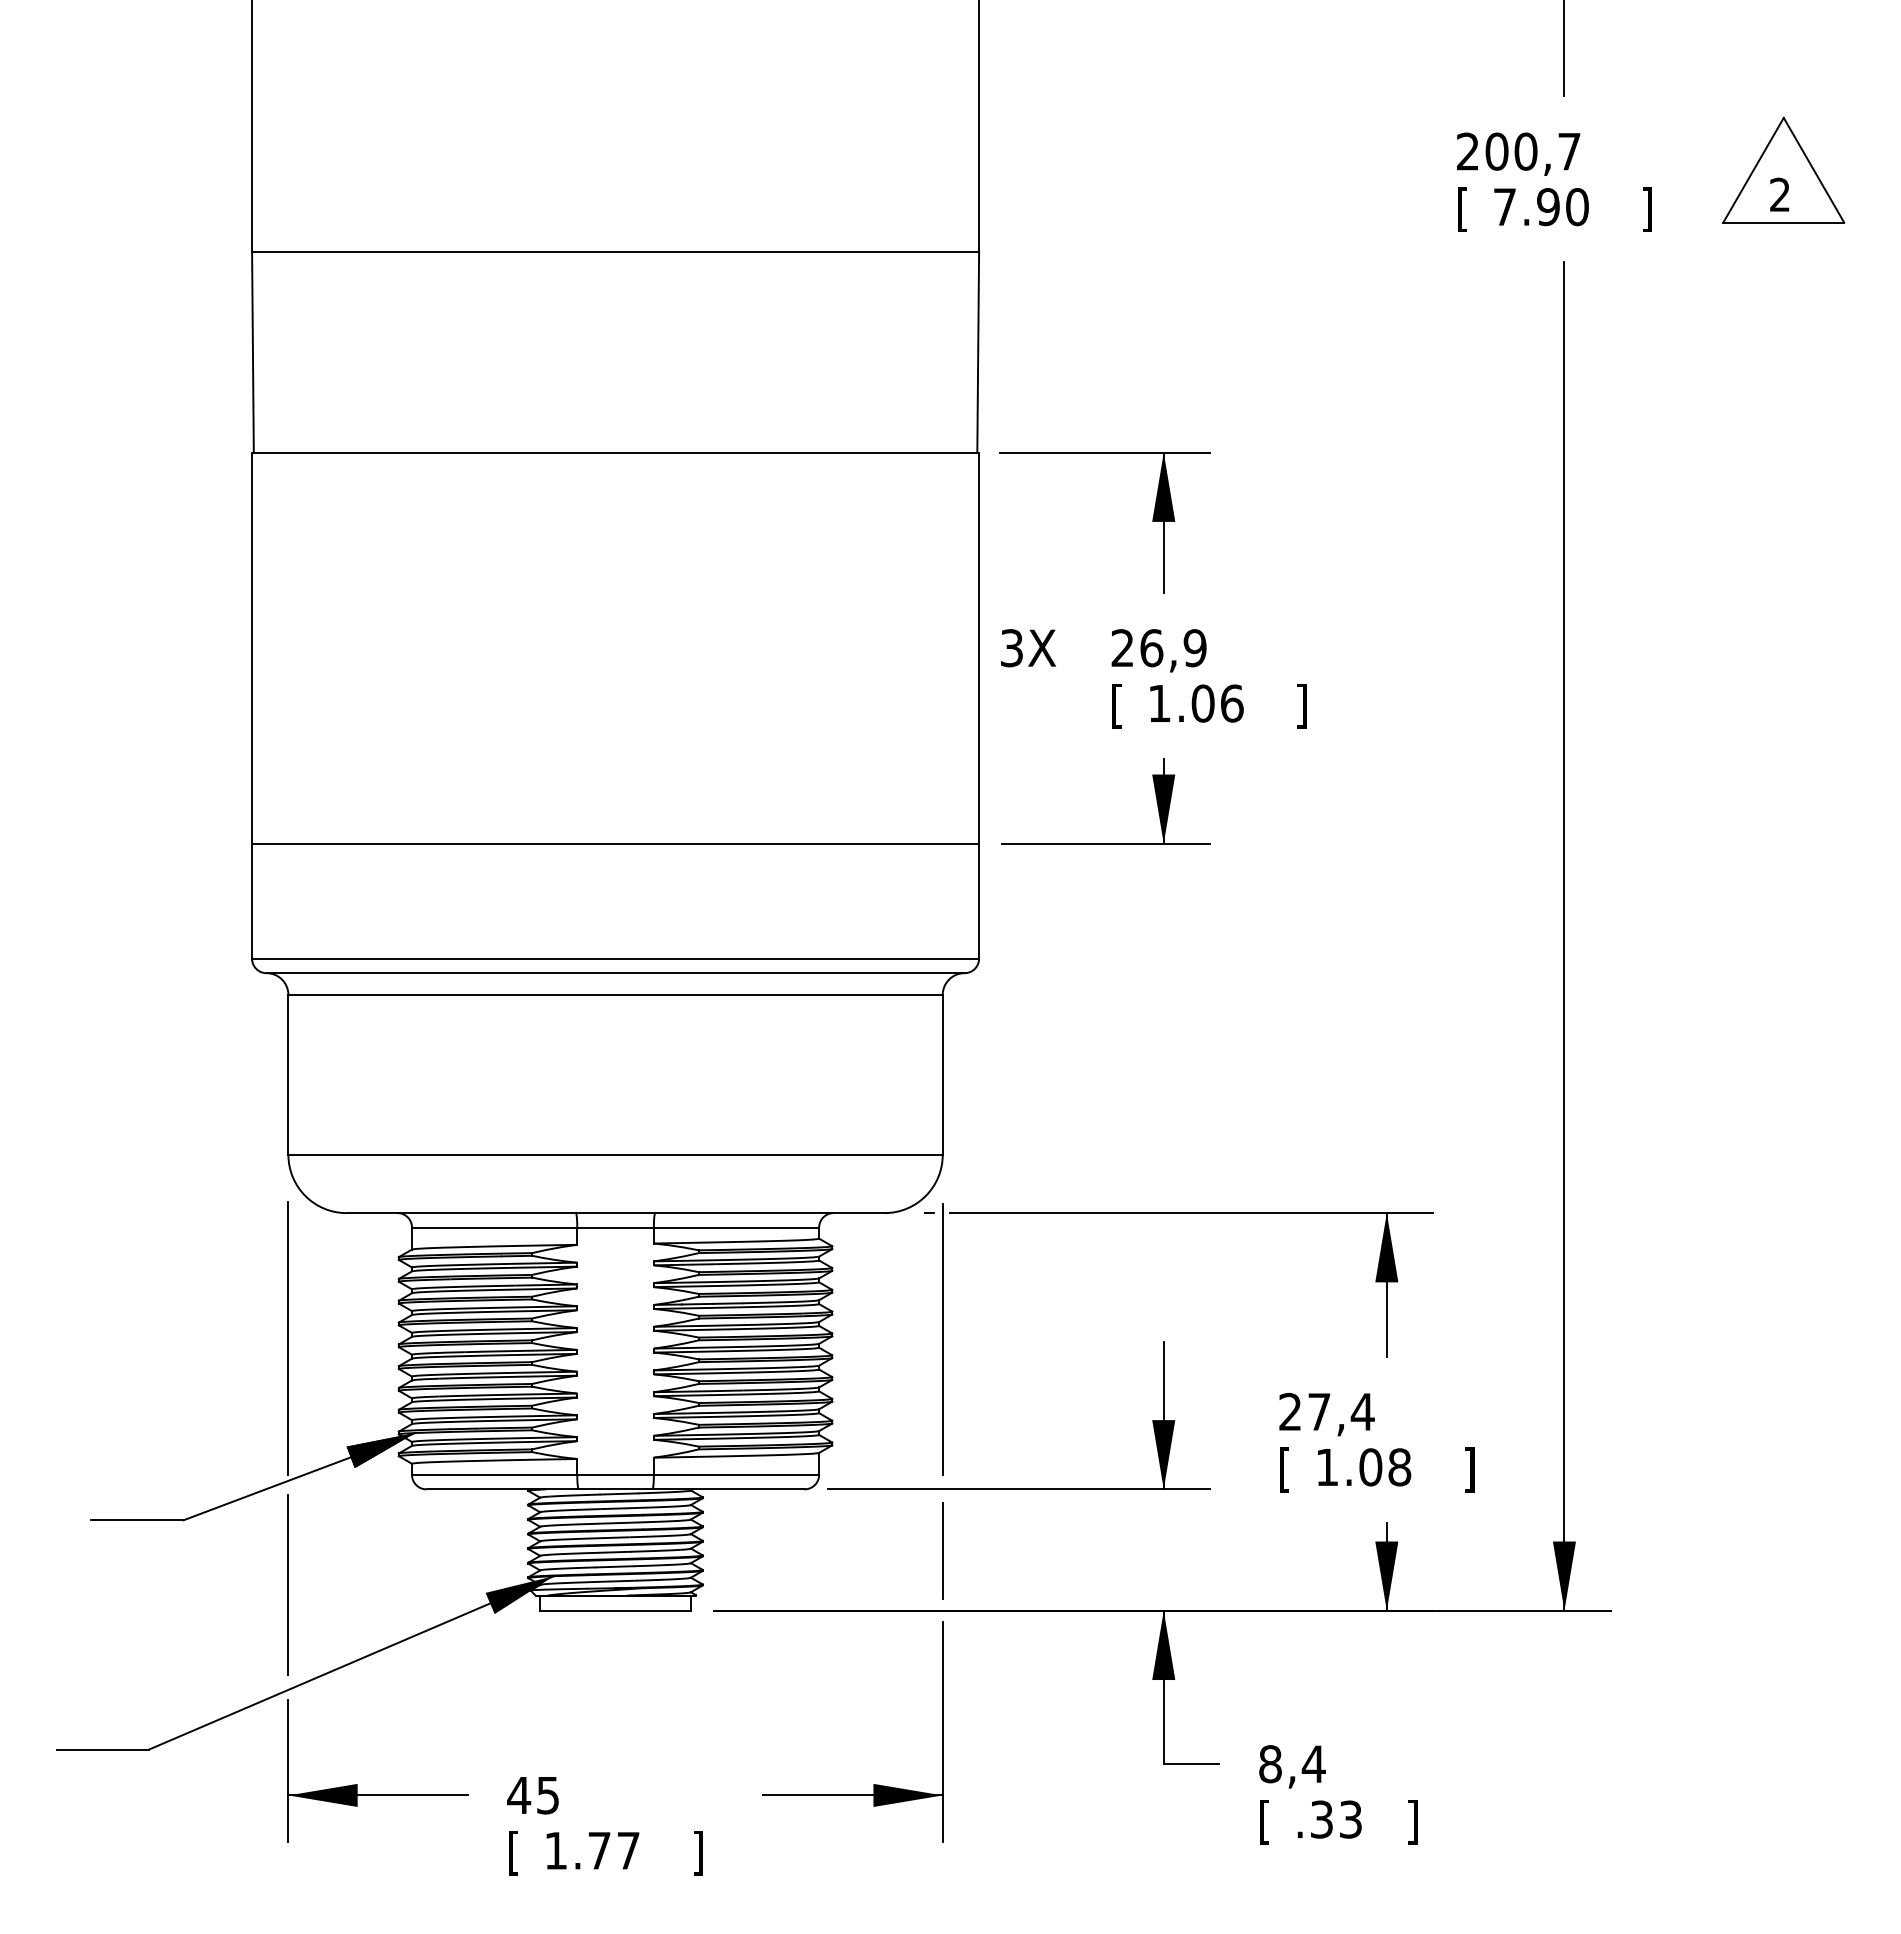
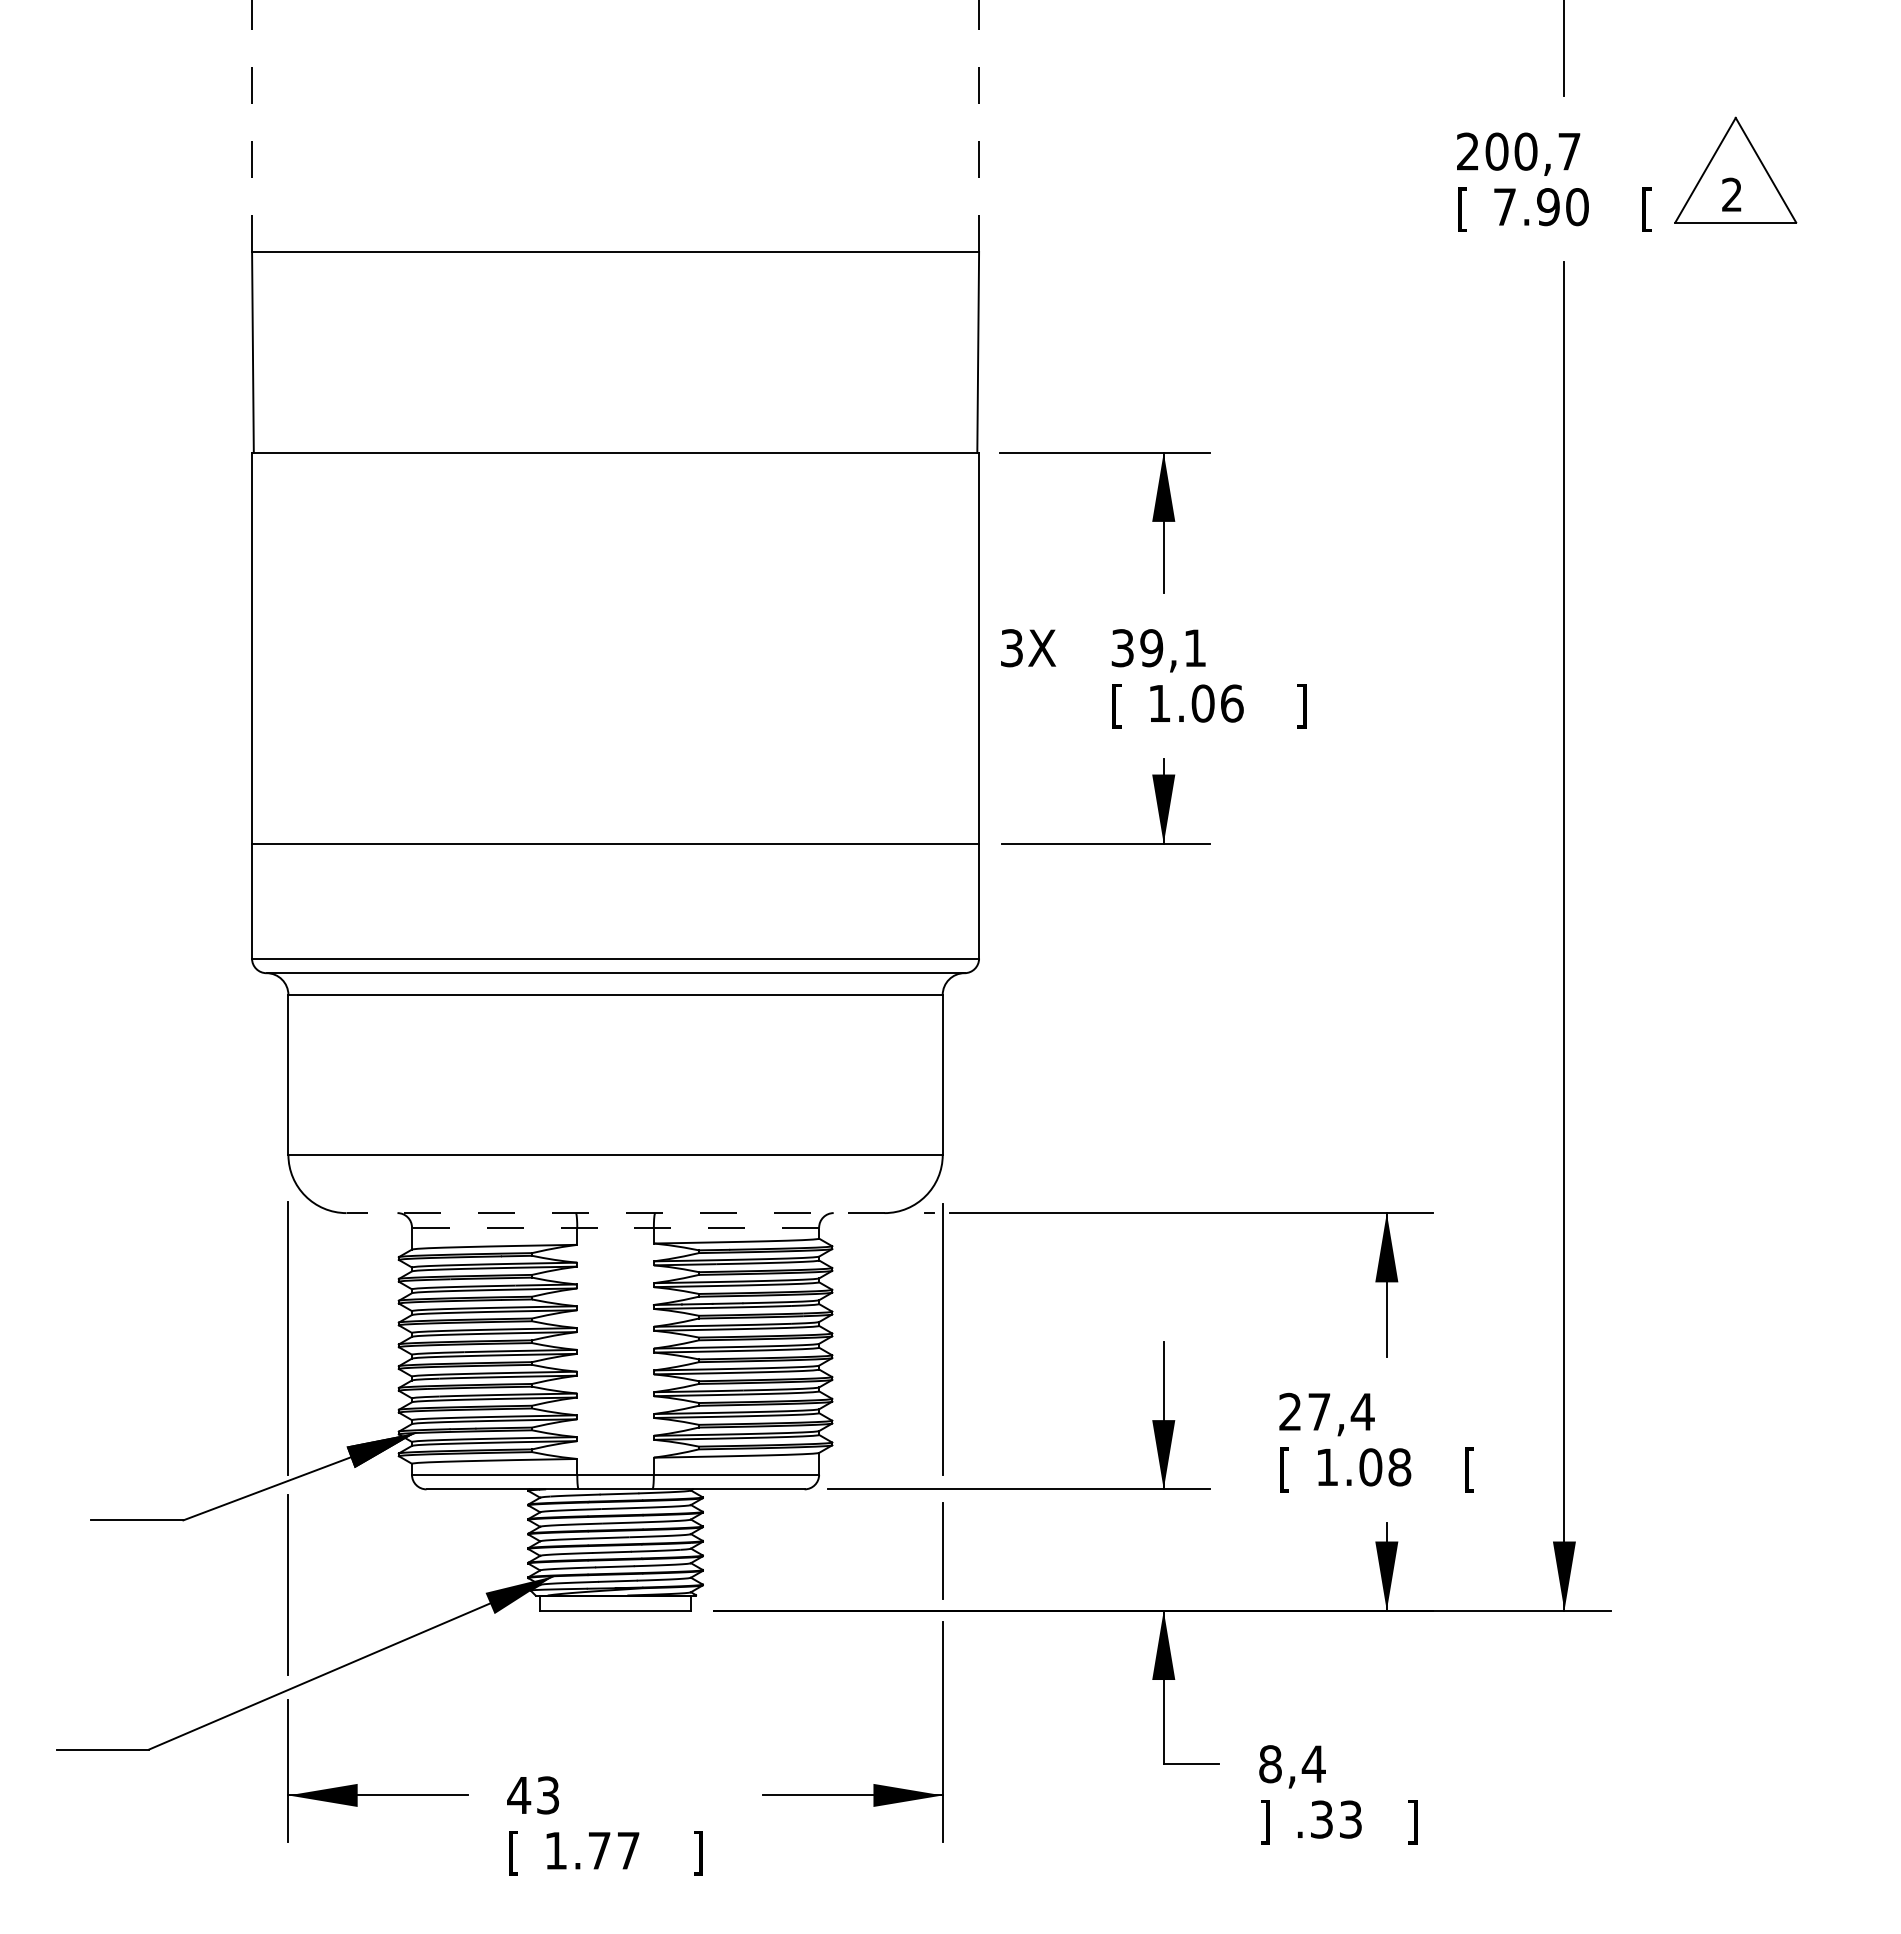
line: solid -> dashed (252, 126)
line: solid -> dashed (979, 126)
part position: (1783, 169) -> (1735, 169) (1735, 169)
text: ] -> [ (1646, 209)
text: 26,9 -> 39,1 (1158, 648)
line: solid -> dashed (615, 1213)
line: solid -> dashed (615, 1227)
text: ] -> [ (1469, 1469)
text: 45 -> 43 (548, 1794)
text: [ -> ] (1264, 1822)
